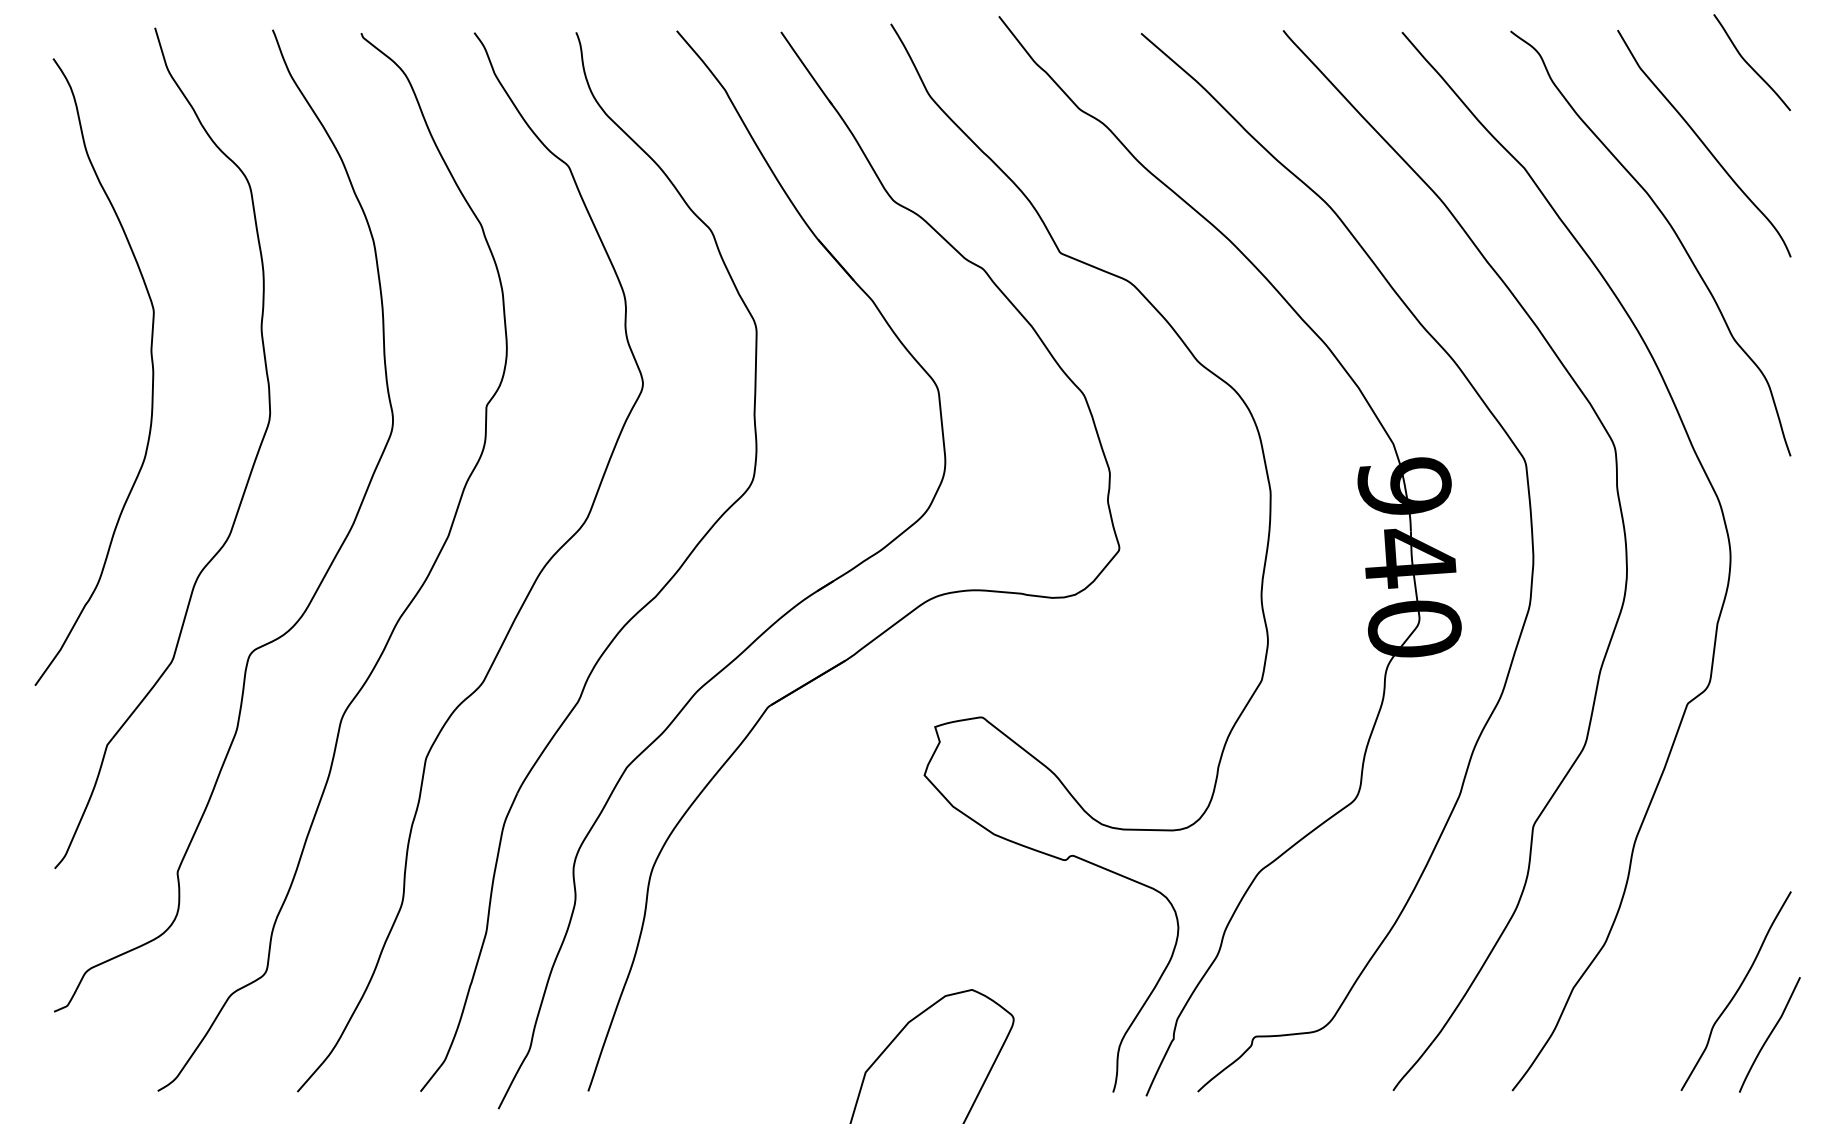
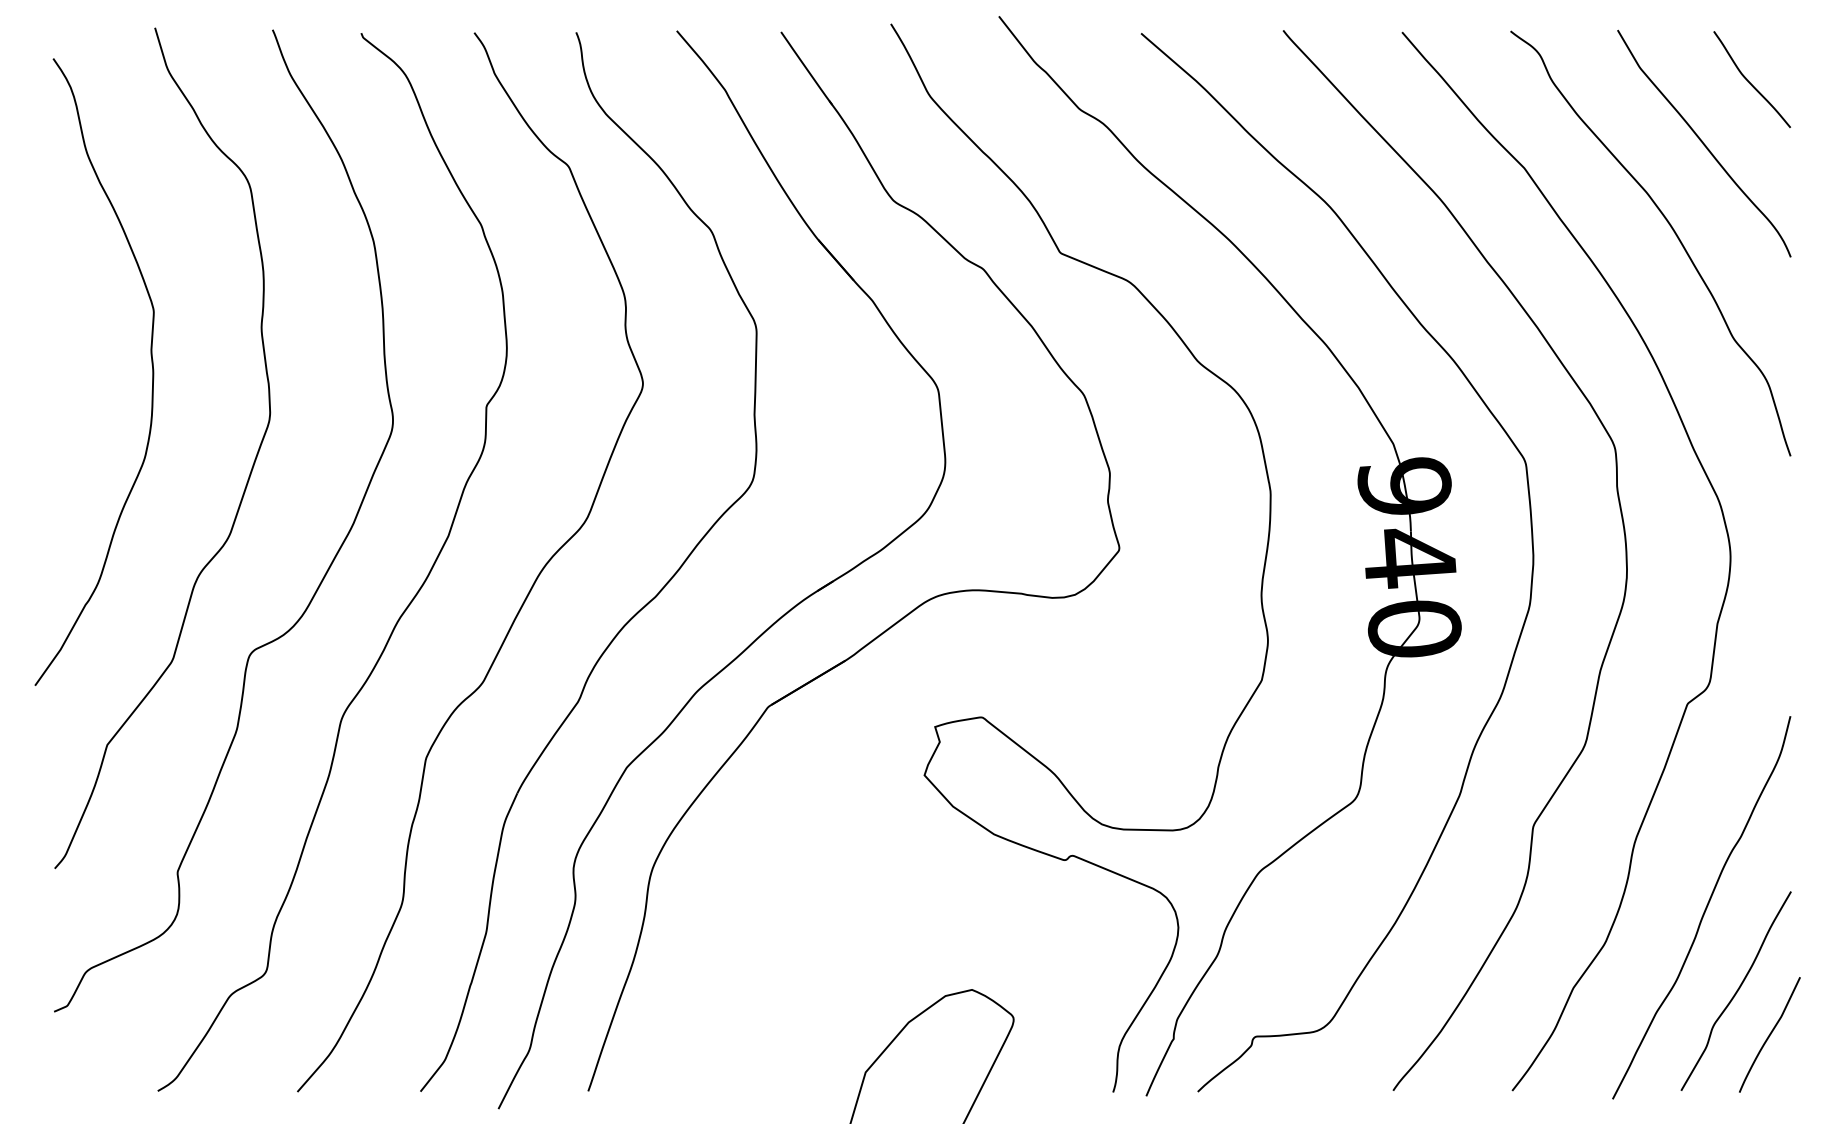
curve position: (1749, 64) -> (1749, 81) (1749, 81)
curve: none -> present (1704, 909)
